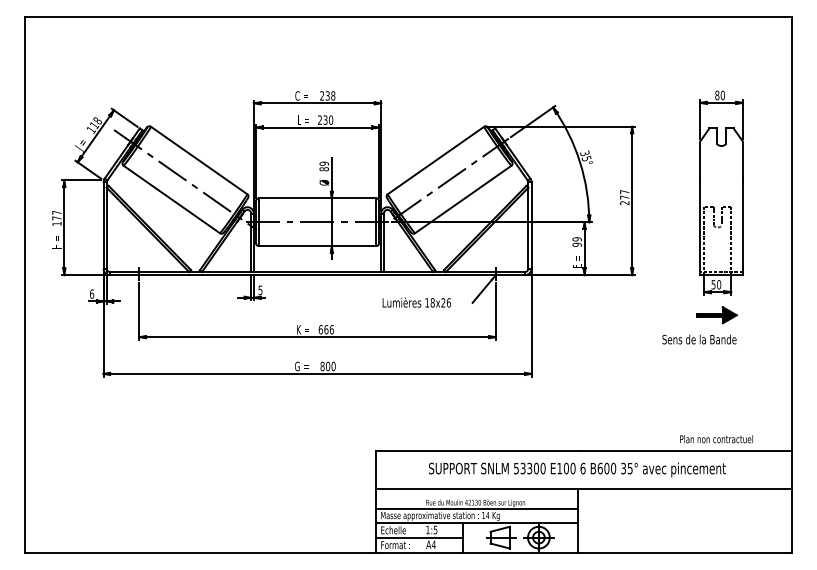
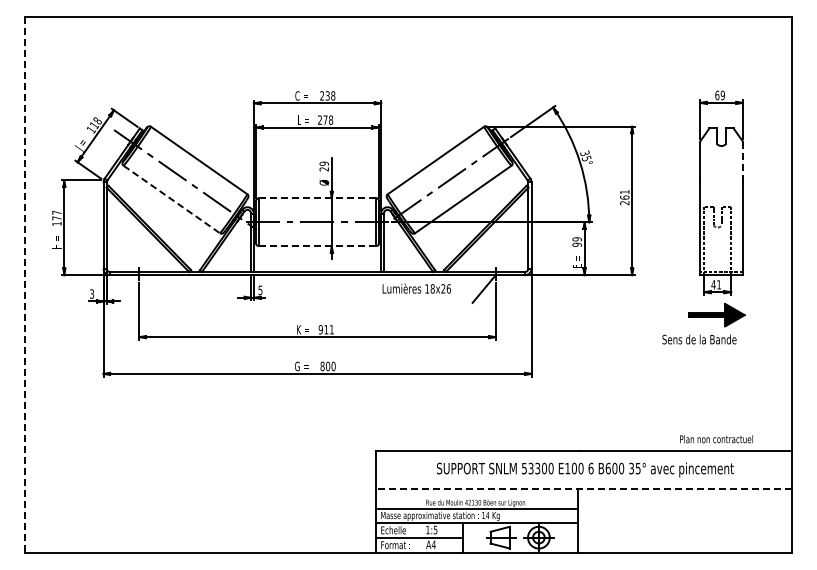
text: 80 -> 69 (719, 95)
text: 230 -> 278 (328, 119)
line: solid -> dashed (742, 160)
text: 89 -> 29 (323, 169)
text: 277 -> 261 (624, 194)
line: solid -> dashed (317, 198)
line: solid -> dashed (171, 199)
line: solid -> dashed (317, 246)
text: 50 -> 41 (716, 284)
line: solid -> dashed (24, 285)
text: 6 -> 3 (92, 293)
text position: (416, 302) -> (416, 288) (416, 288)
part size: 42x19 px -> 58x25 px (716, 315)
text: 666 -> 911 (326, 329)
text position: (577, 469) -> (585, 469) (585, 469)
line: solid -> dashed (583, 489)
